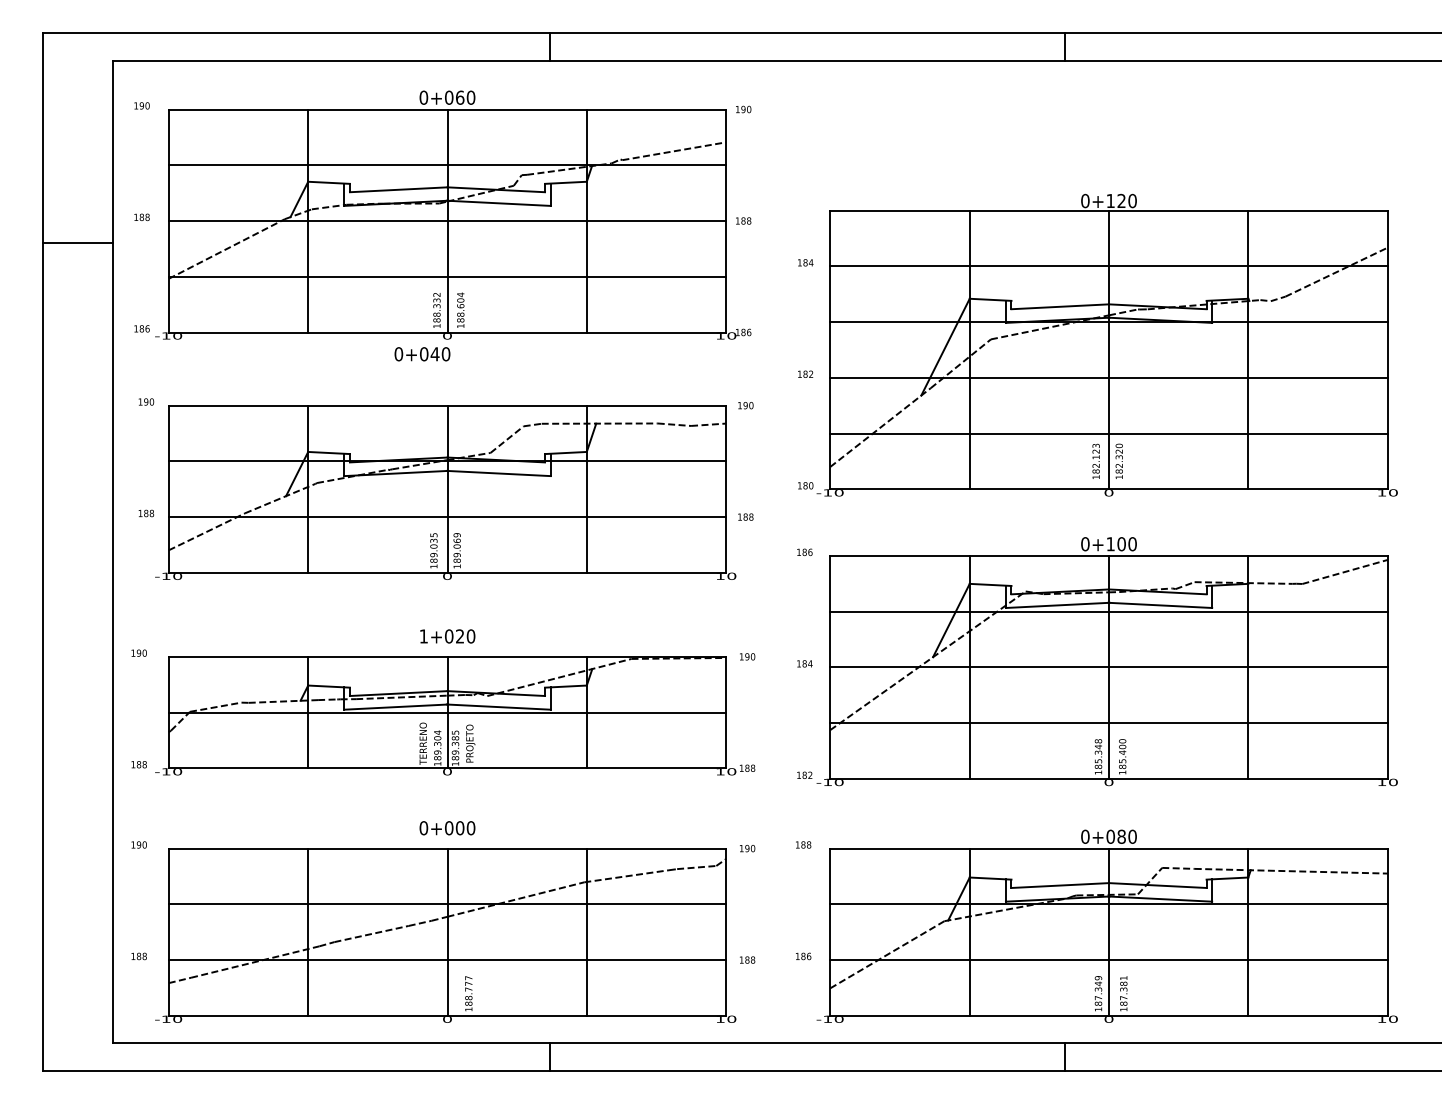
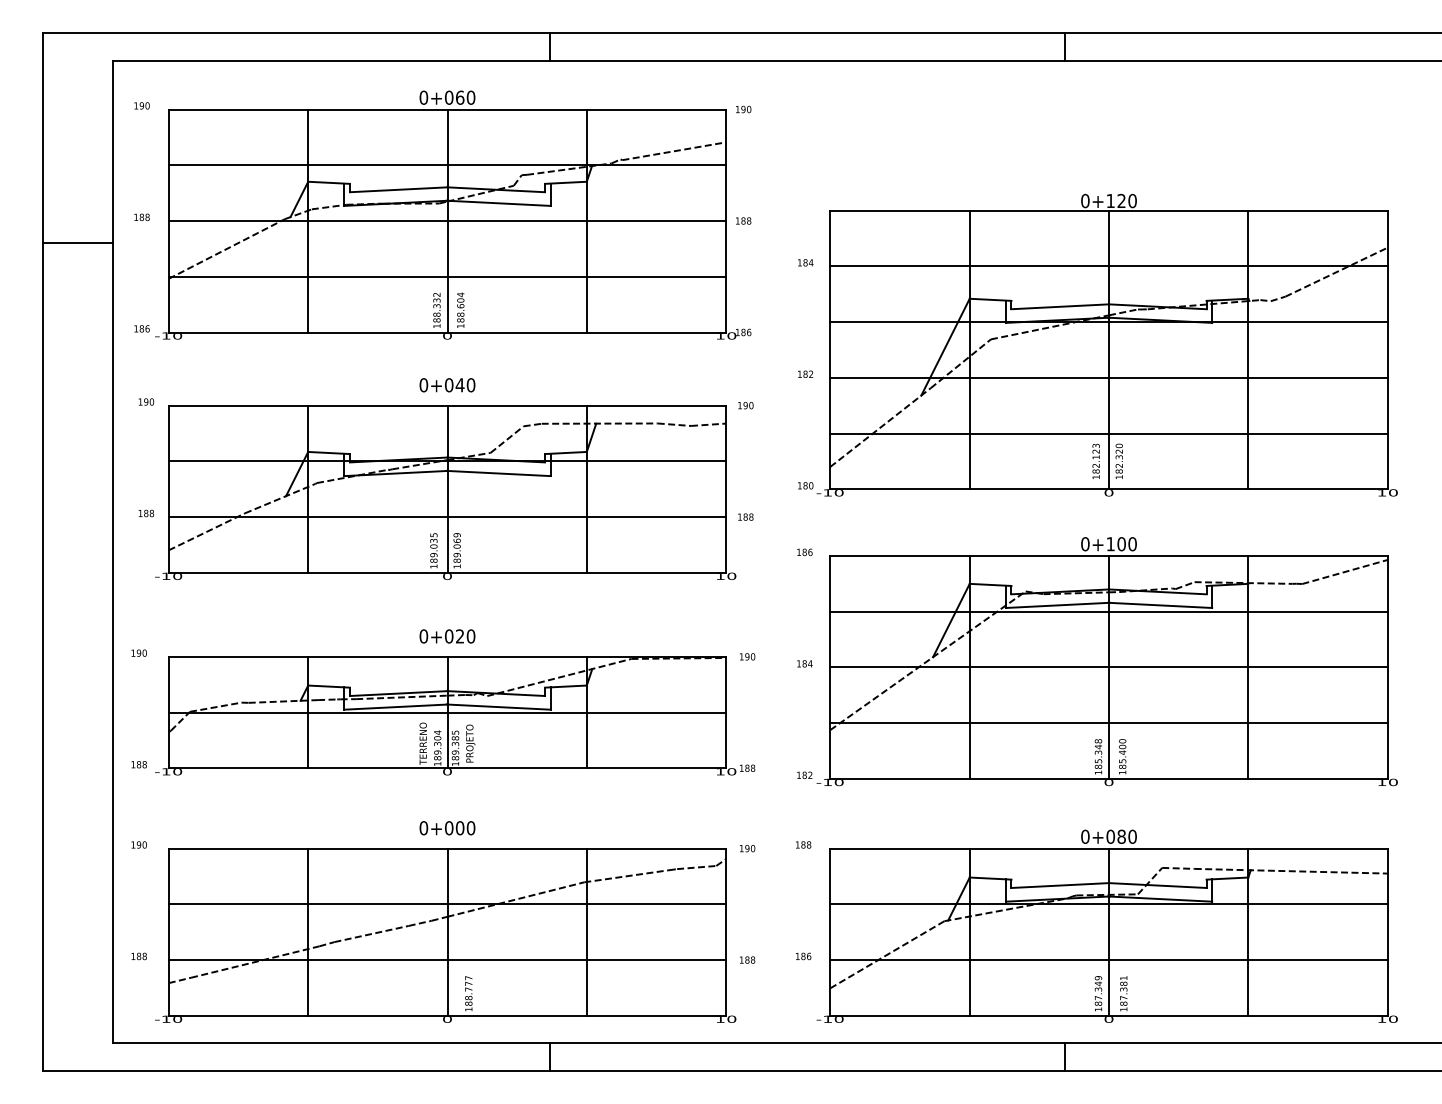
text position: (422, 354) -> (447, 385) (447, 385)
text: 1+020 -> 0+020 (423, 636)
